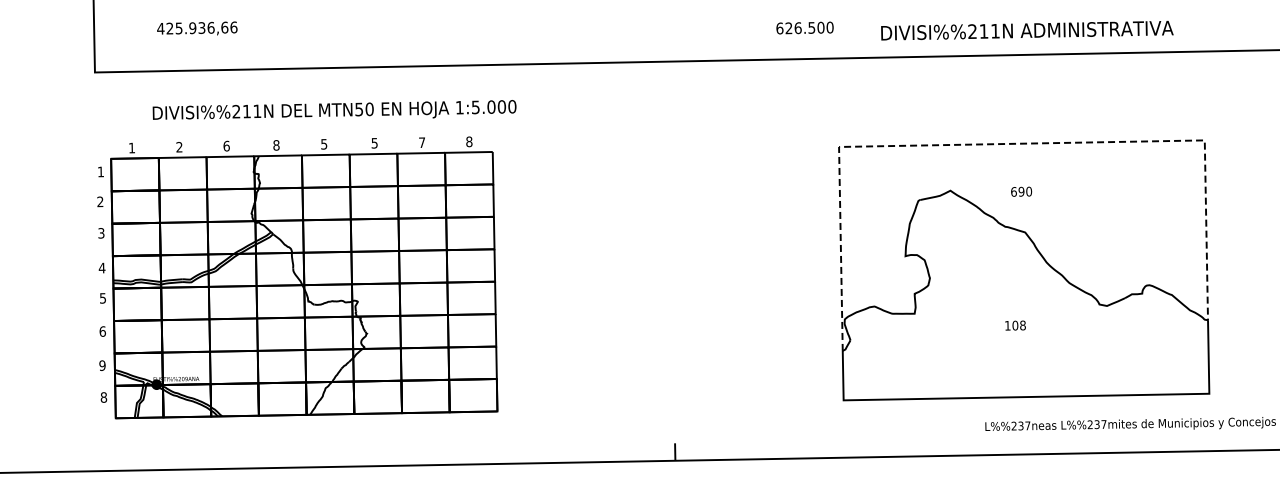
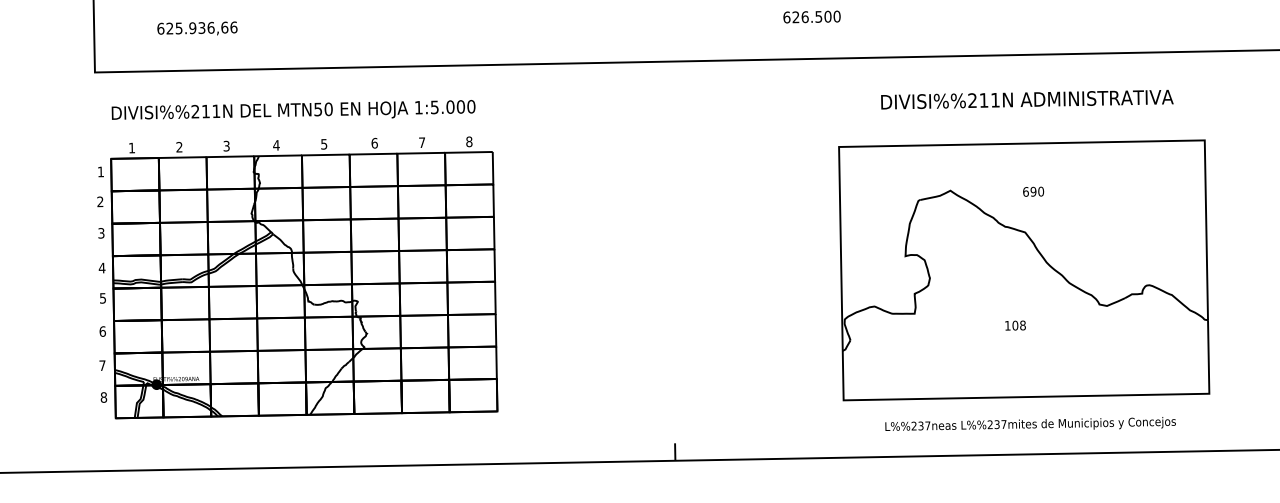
text position: (804, 27) -> (811, 16) (811, 16)
text: 425.936,66 -> 625.936,66 (160, 28)
text position: (1027, 30) -> (1027, 99) (1027, 99)
text position: (334, 109) -> (293, 109) (293, 109)
text: 5 -> 6 (374, 142)
line: dashed -> solid (1009, 143)
text: 6 -> 3 (226, 145)
text: 8 -> 4 (276, 145)
text position: (1021, 191) -> (1033, 191) (1033, 191)
text: 9 -> 7 (102, 365)
text position: (1130, 423) -> (1030, 423) (1030, 423)
